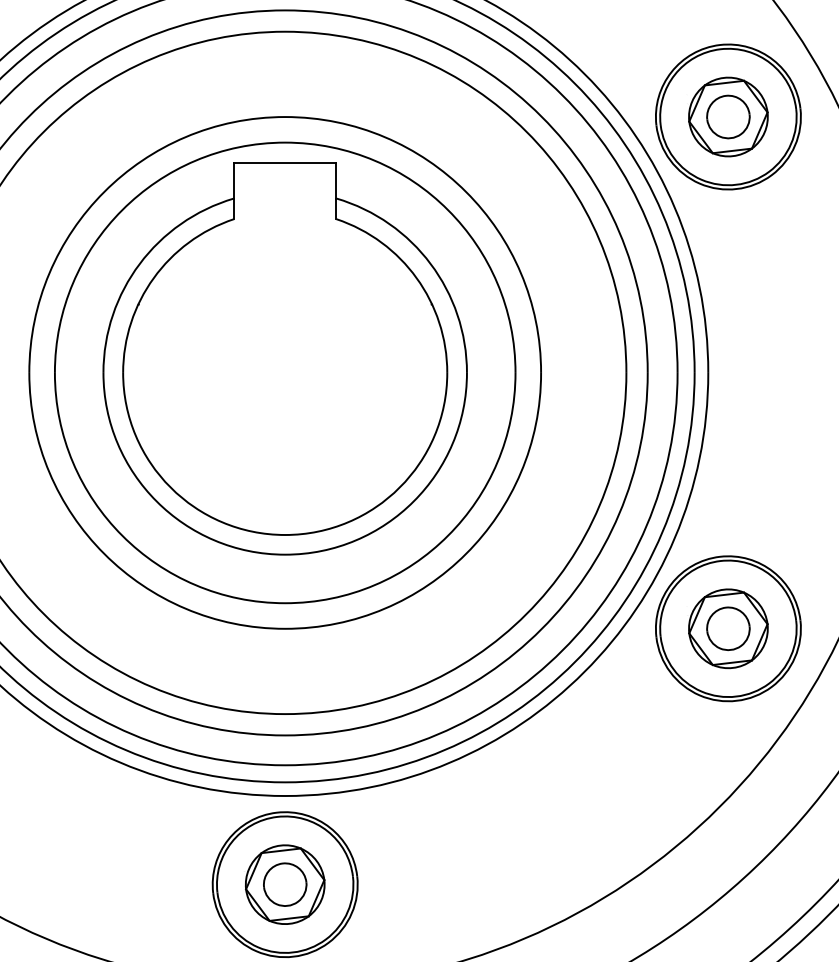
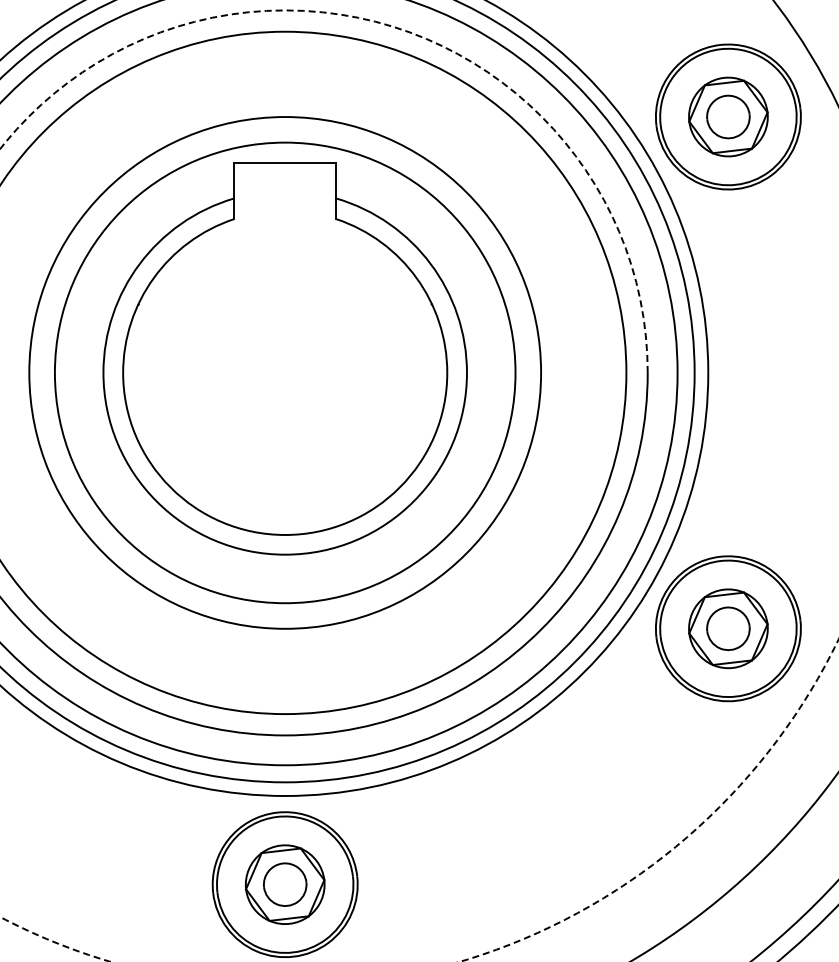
arc: solid -> dashed (403, 30)
arc: solid -> dashed (635, 877)
